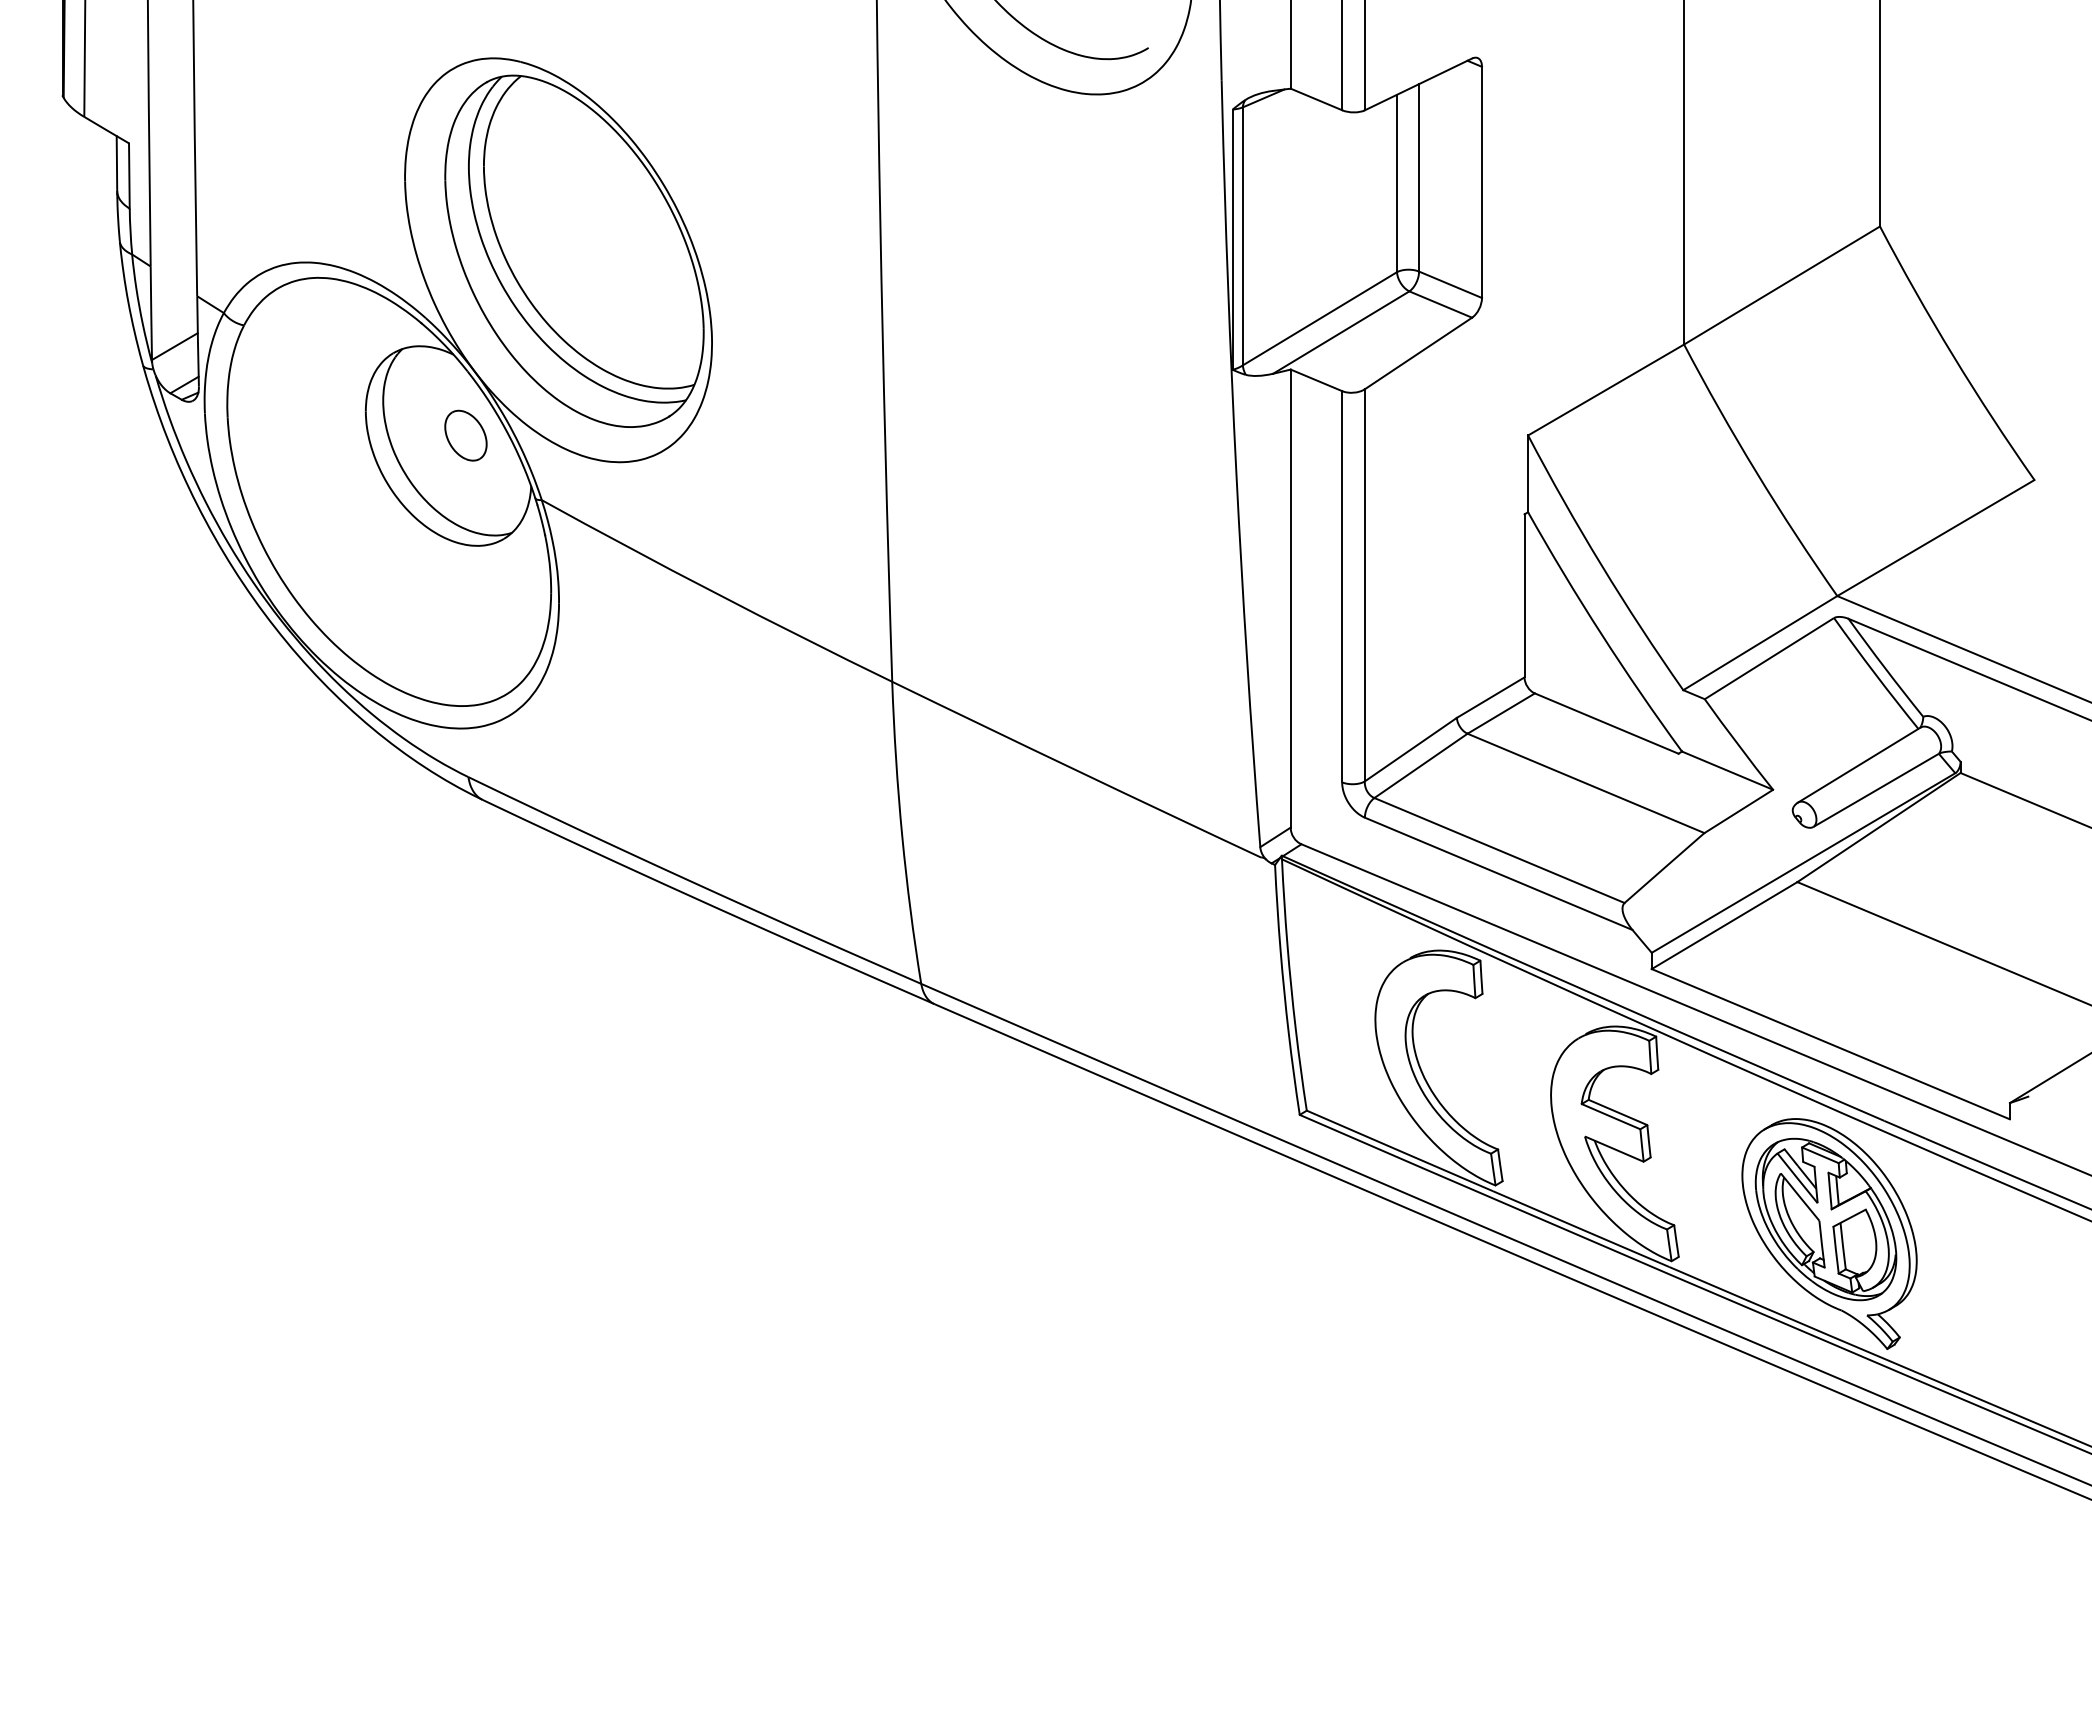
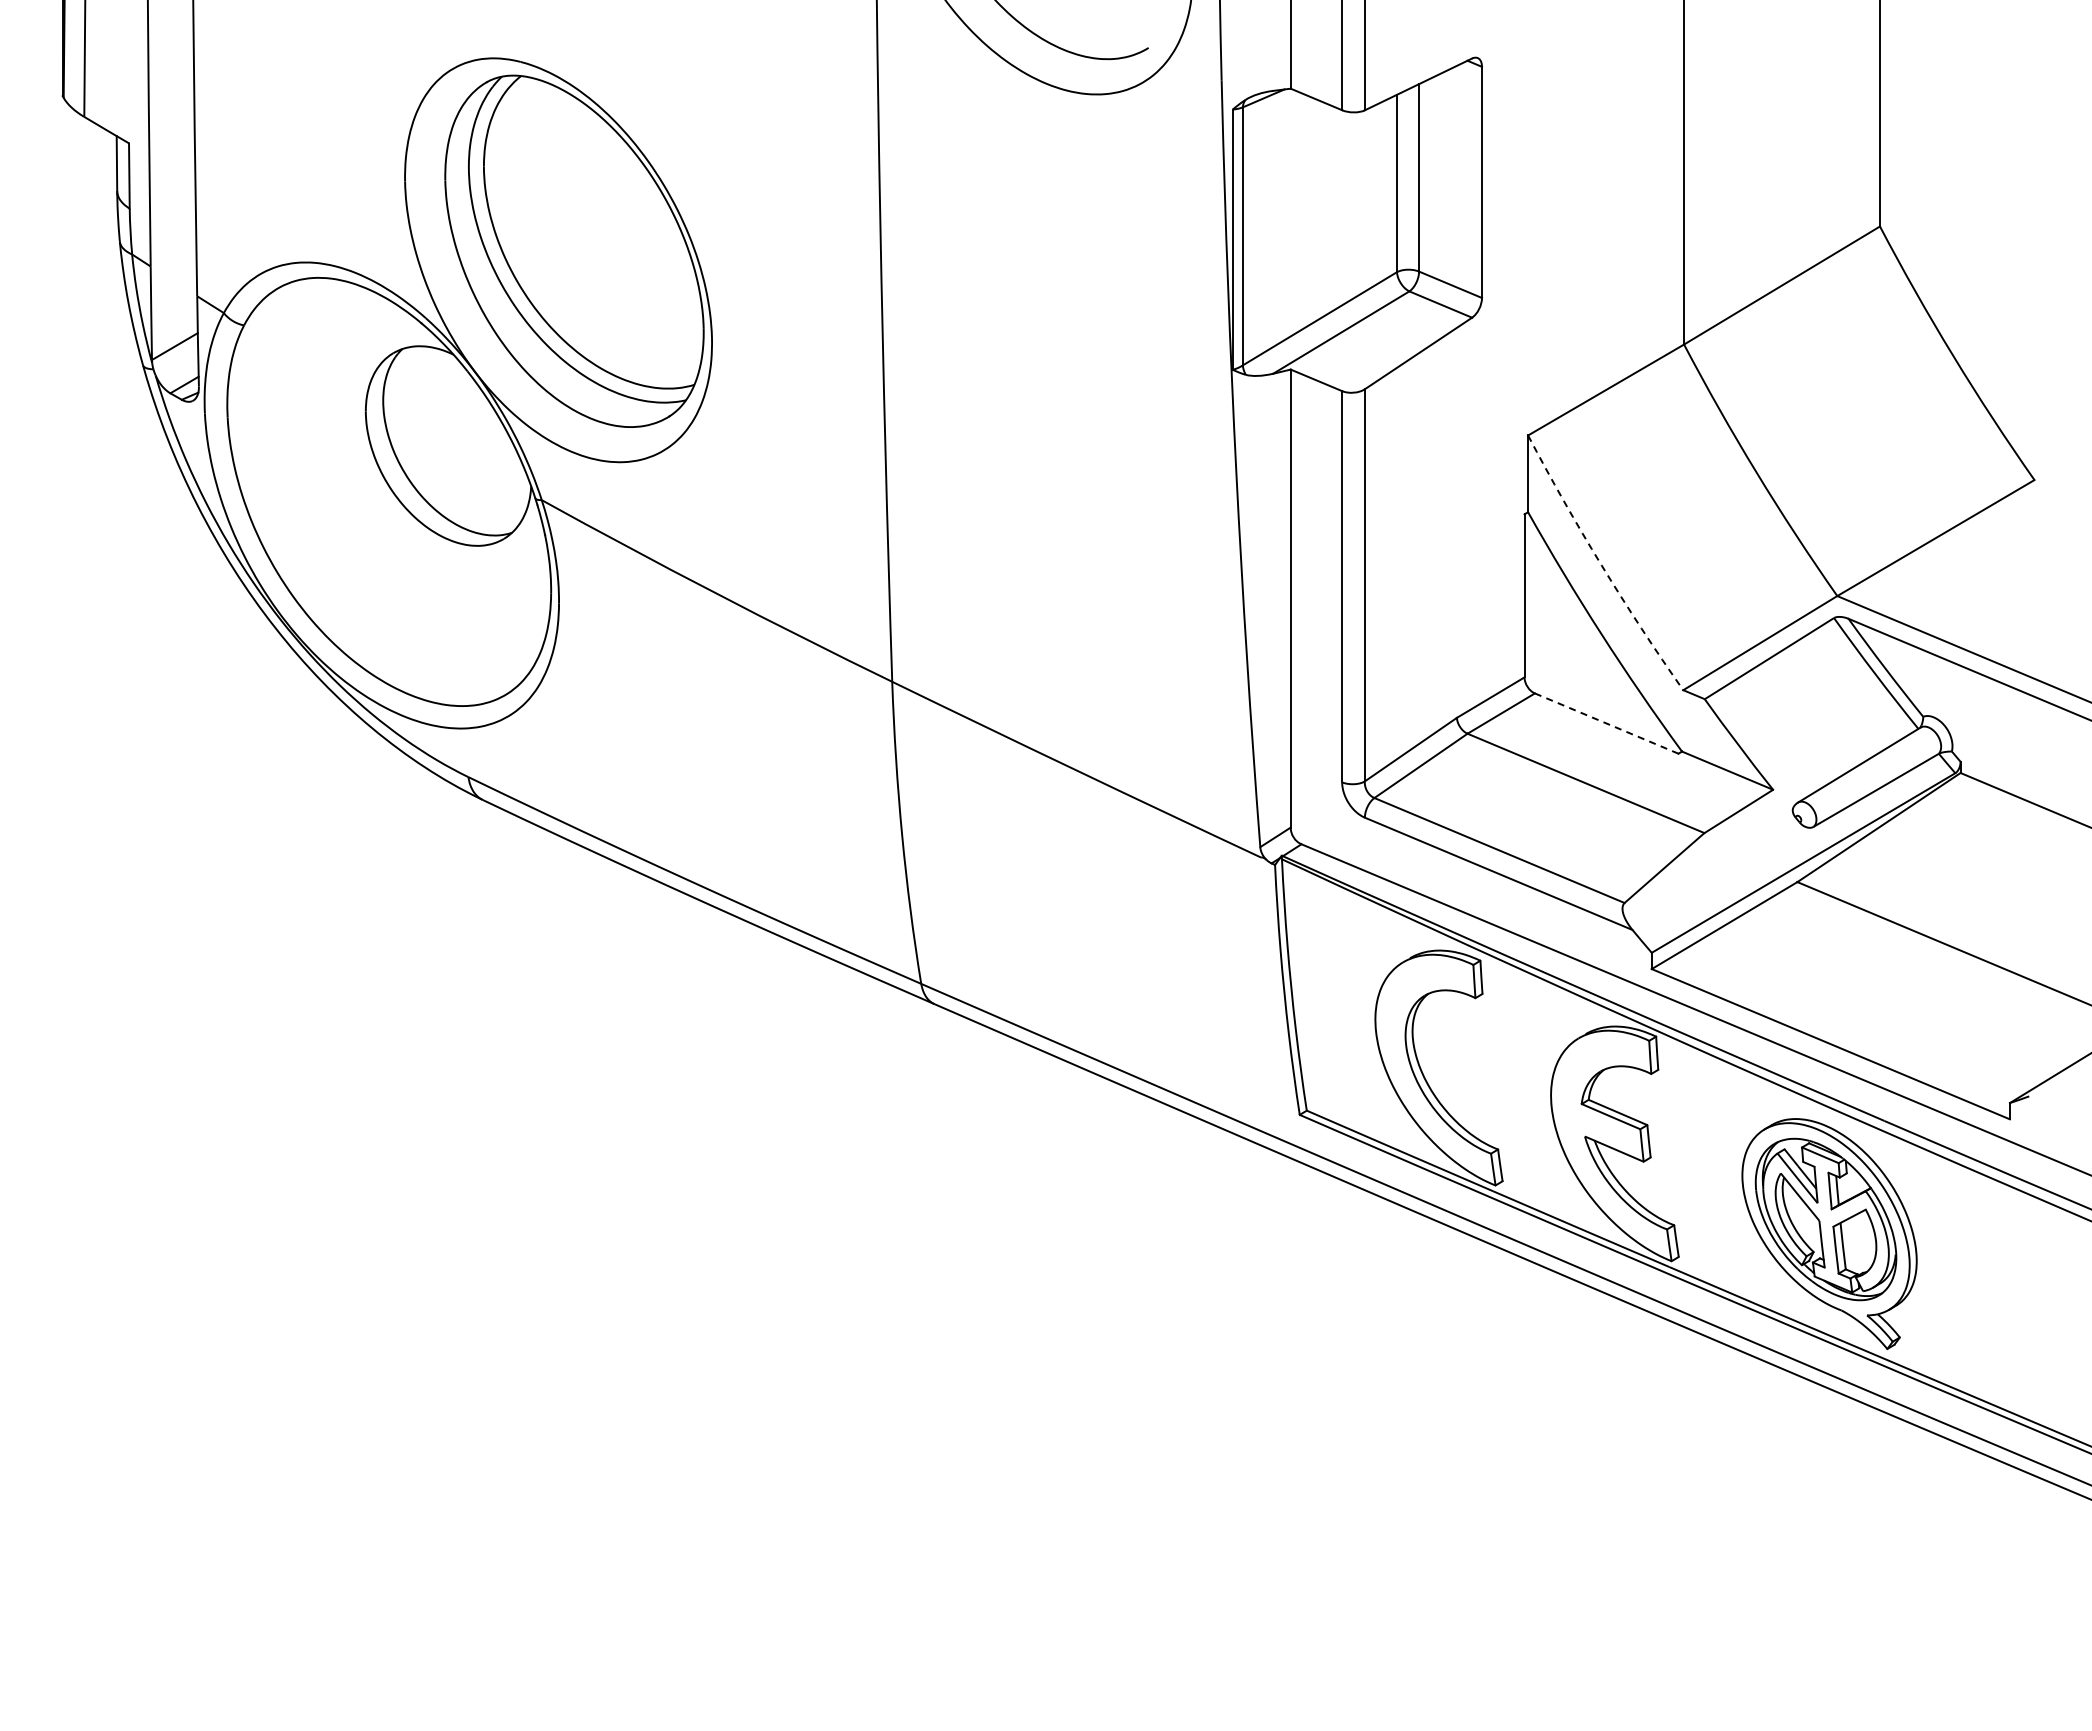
part: present -> none (465, 435)
arc: solid -> dashed (1601, 565)
line: solid -> dashed (1606, 723)
